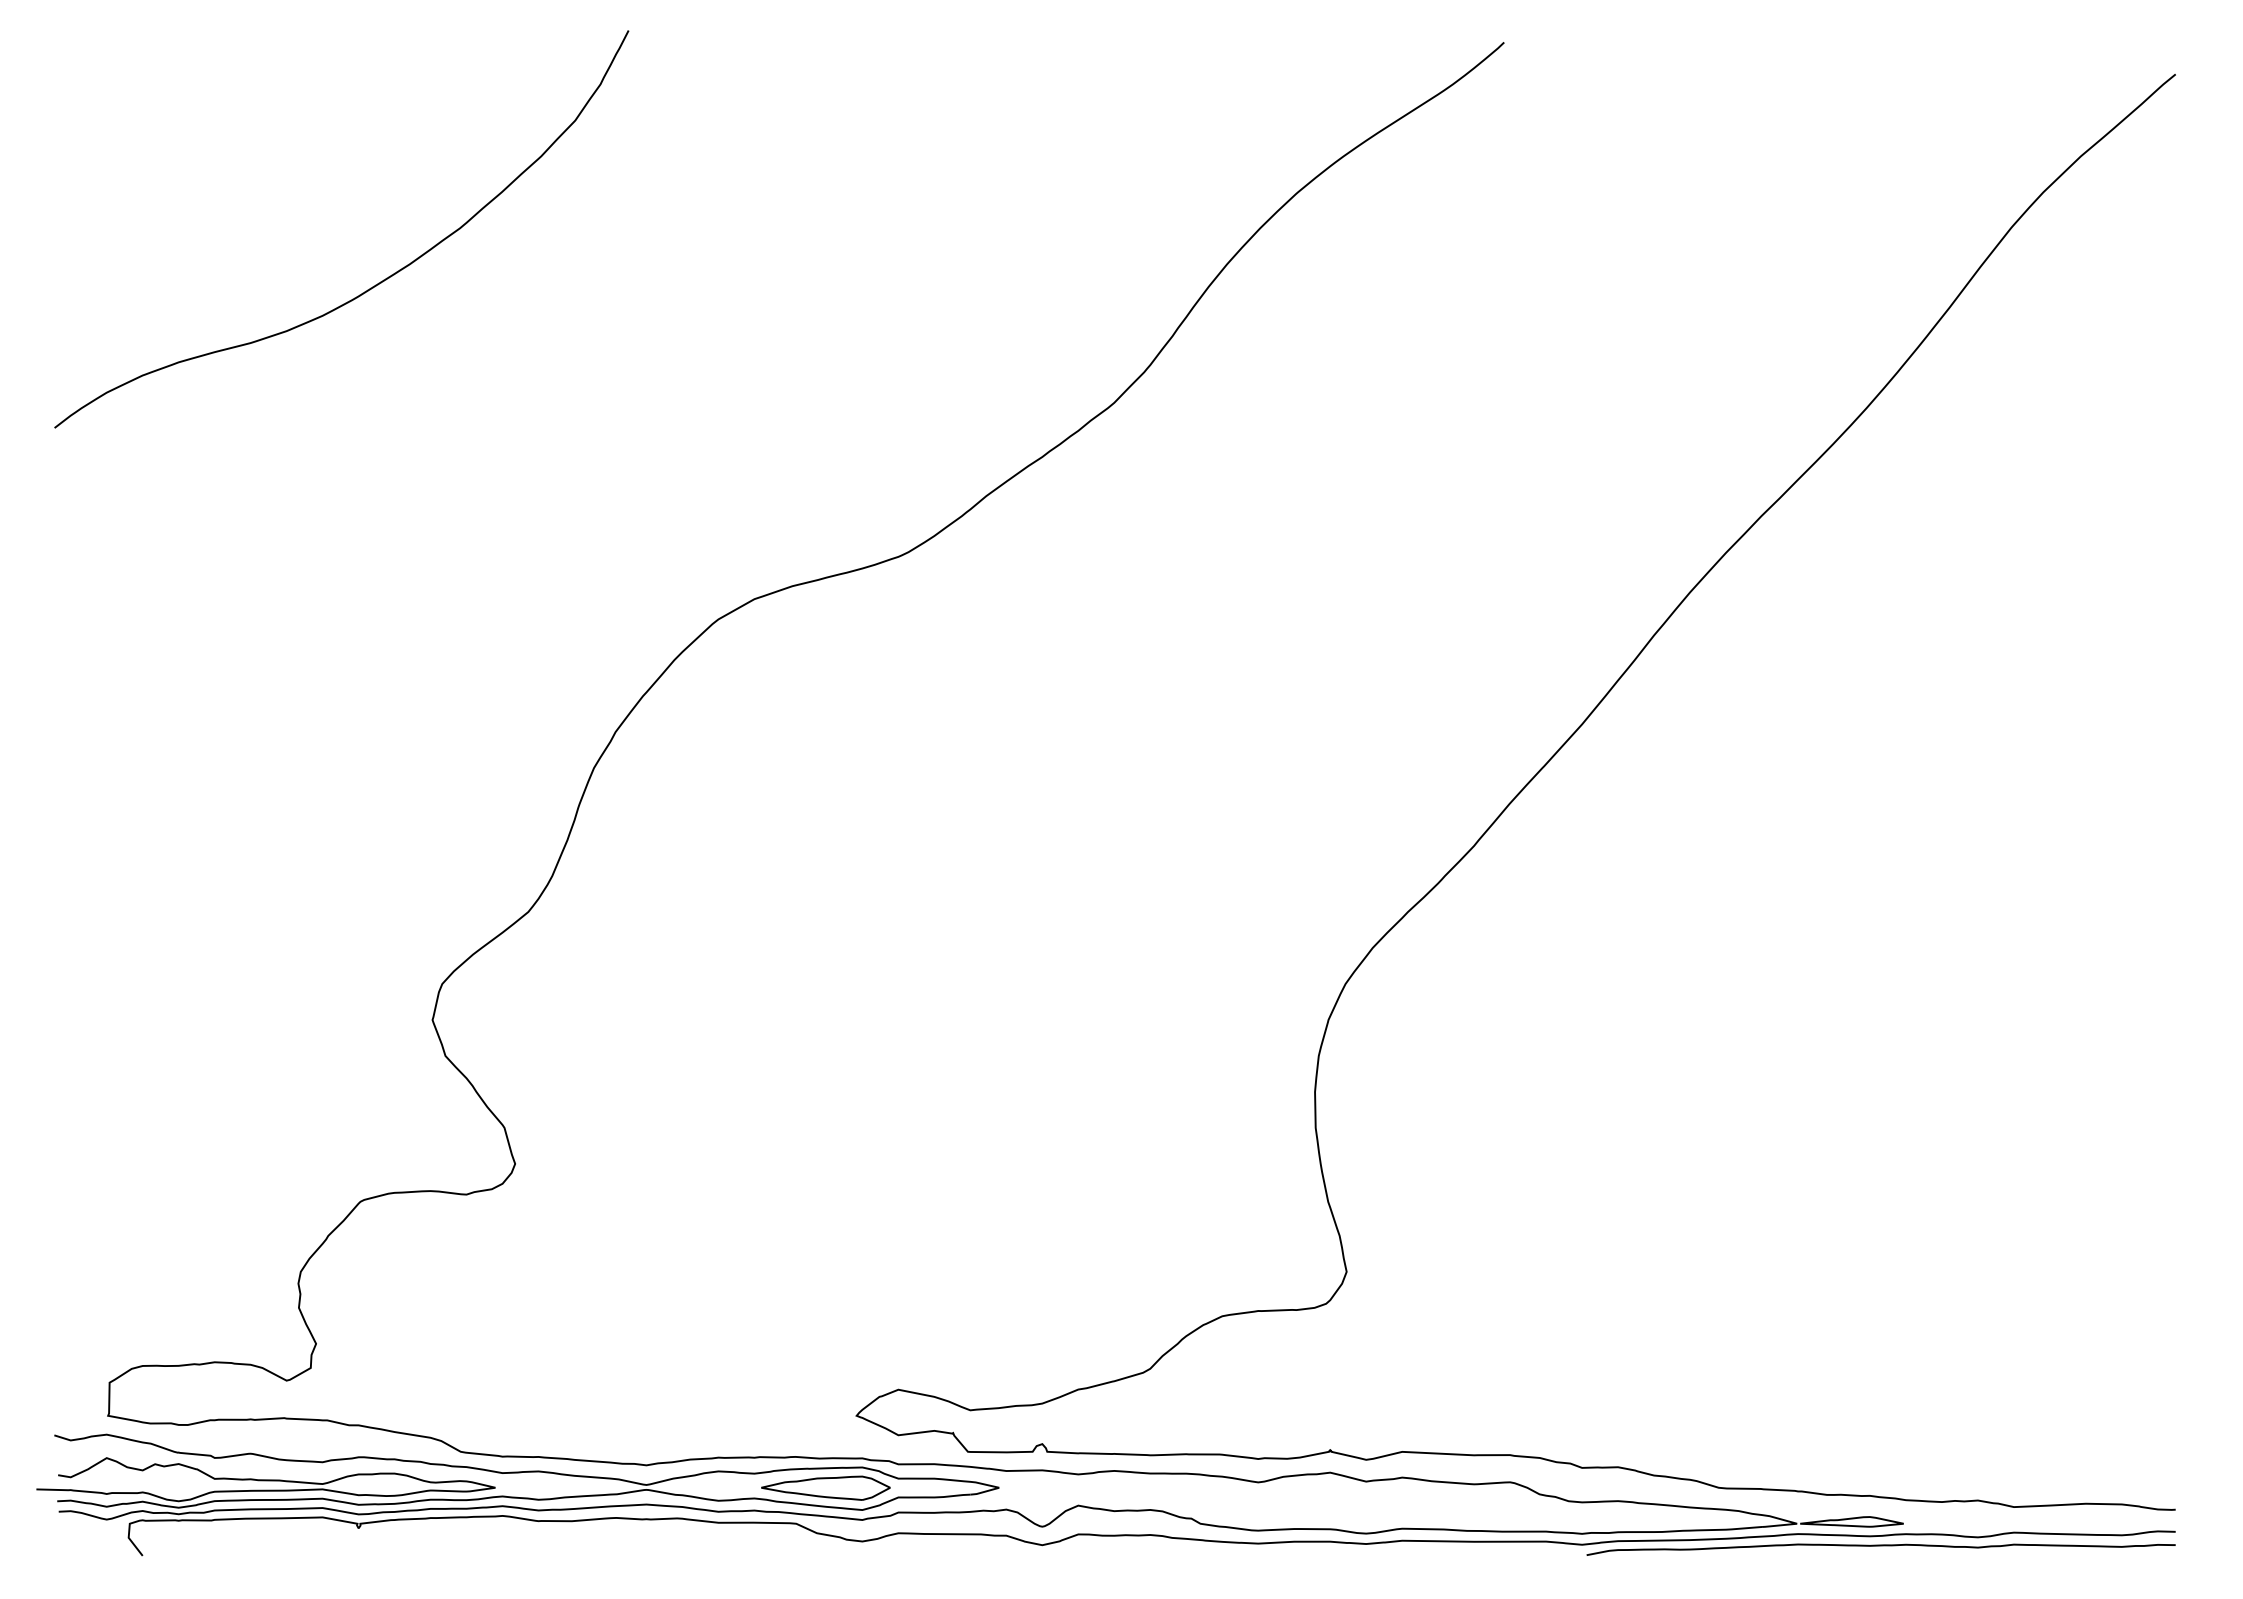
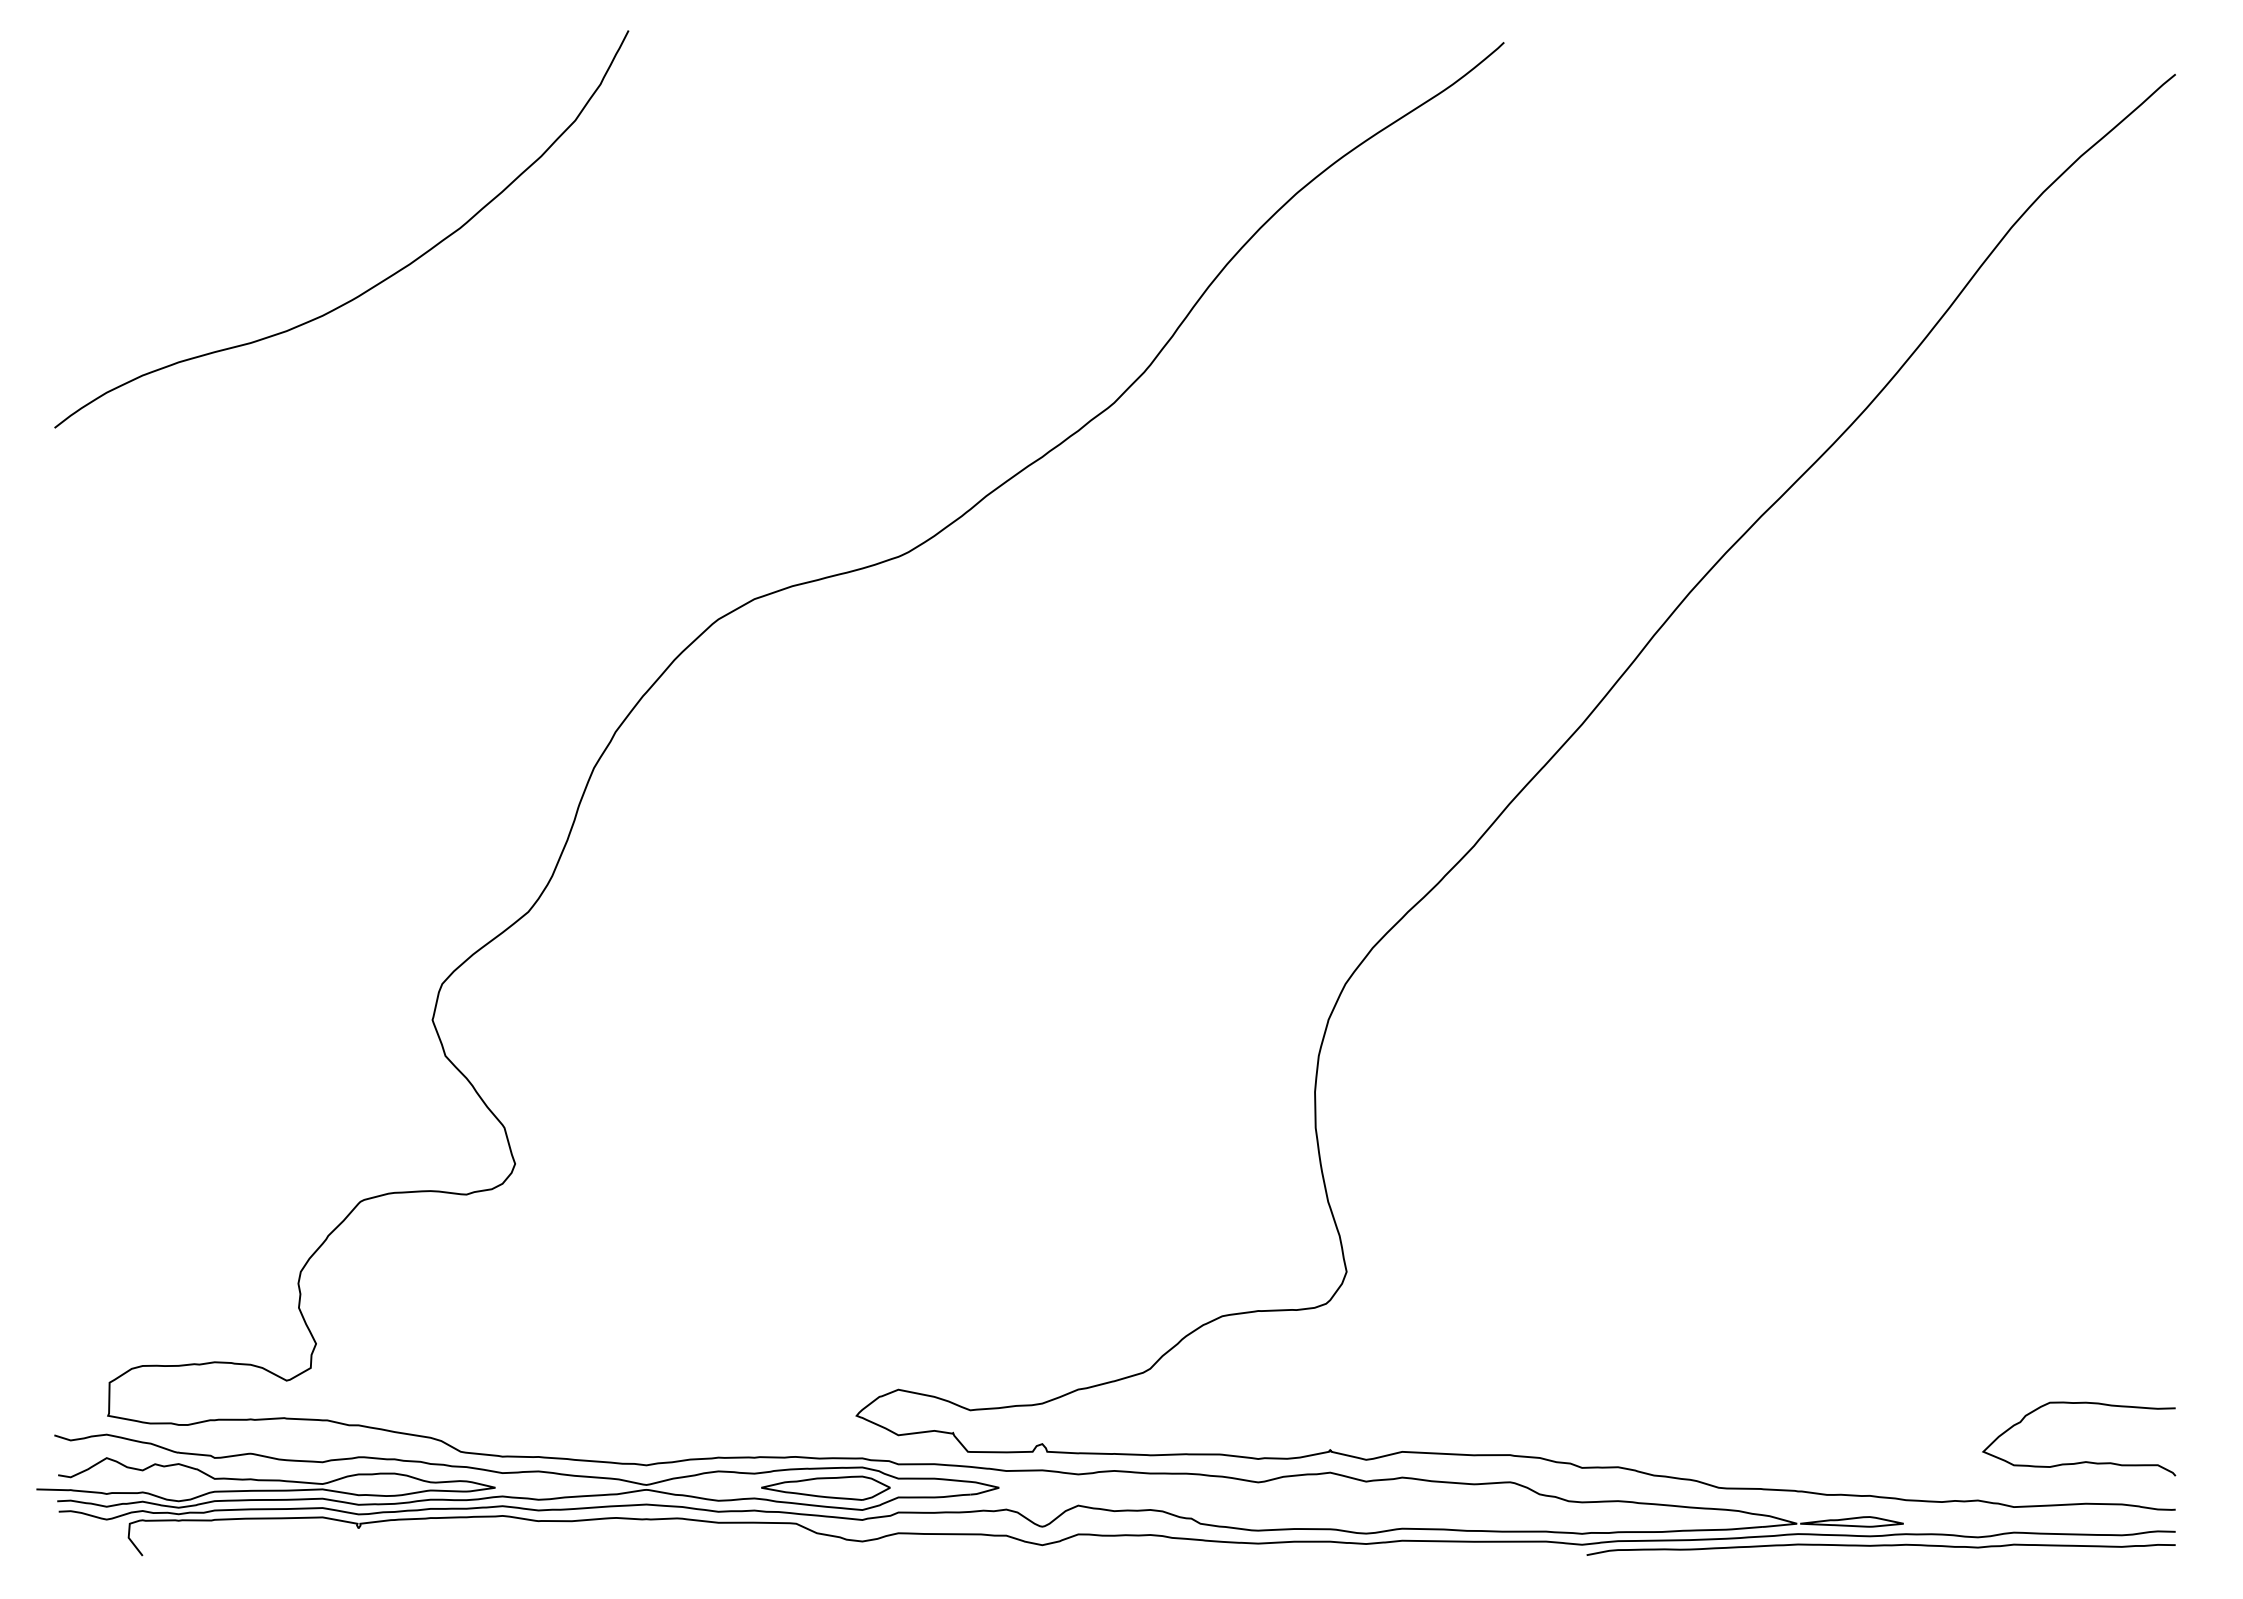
curve: none -> present (2081, 1461)
